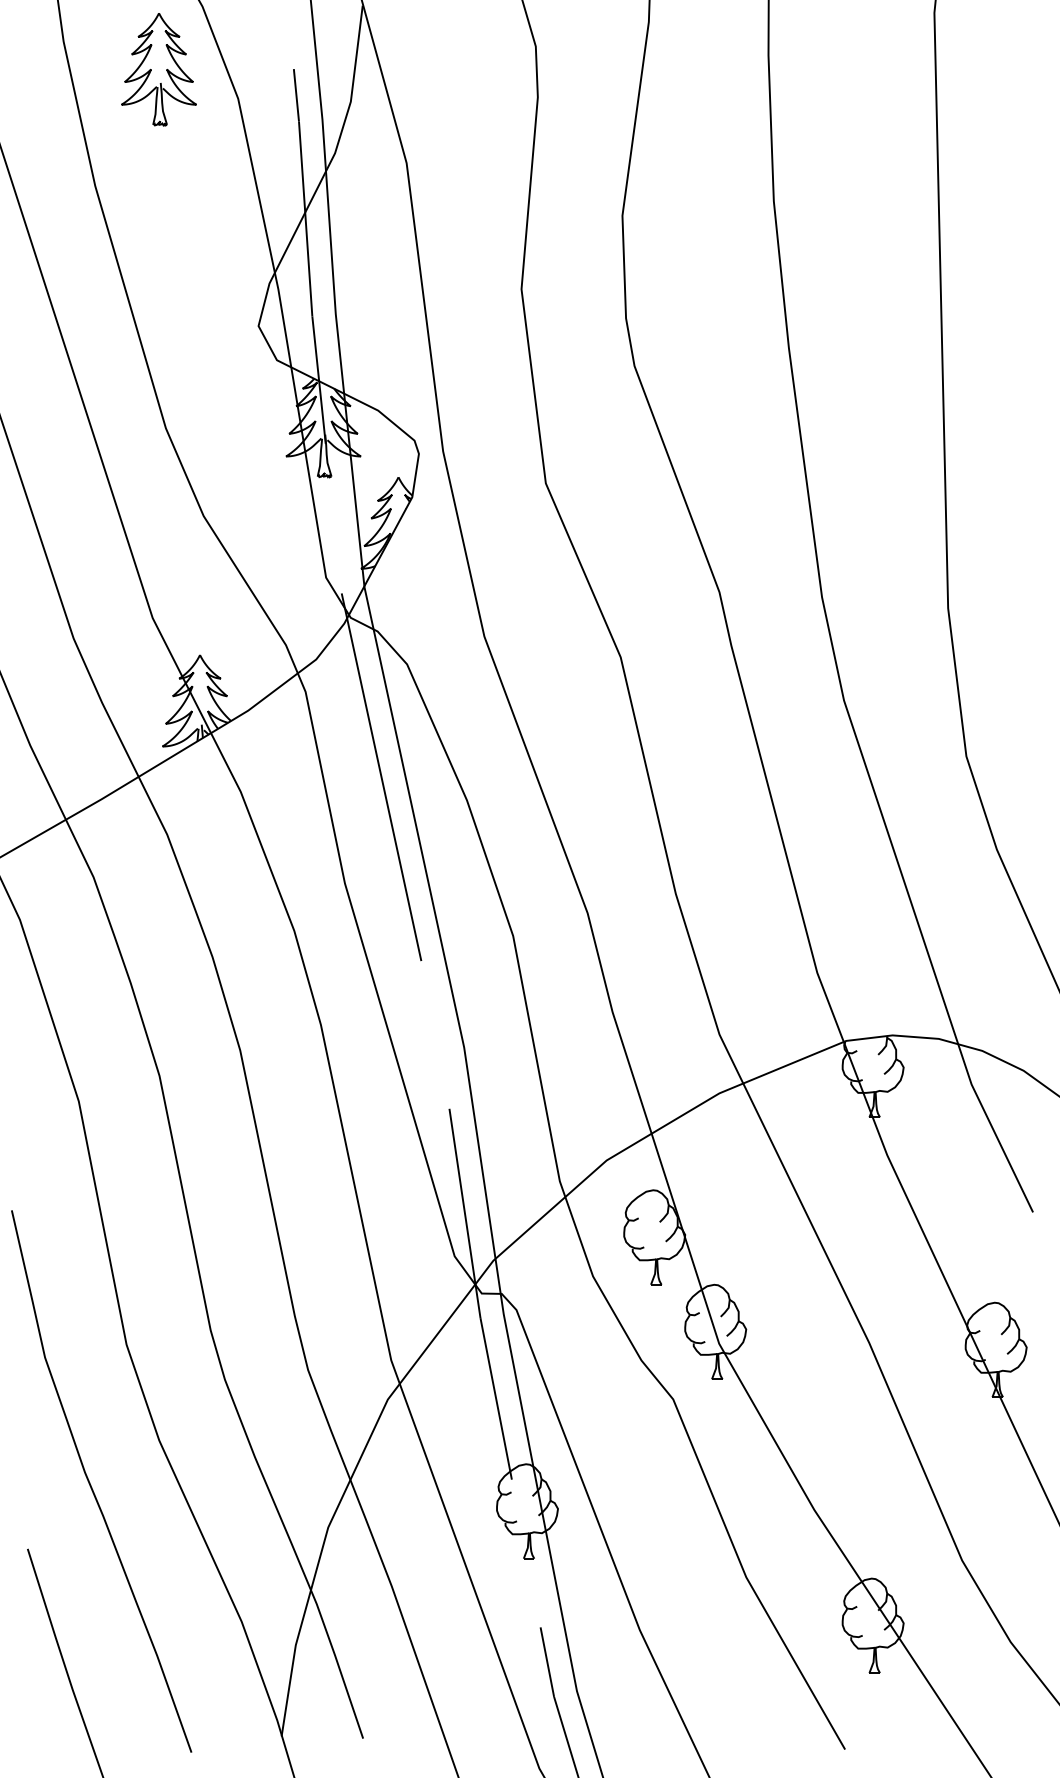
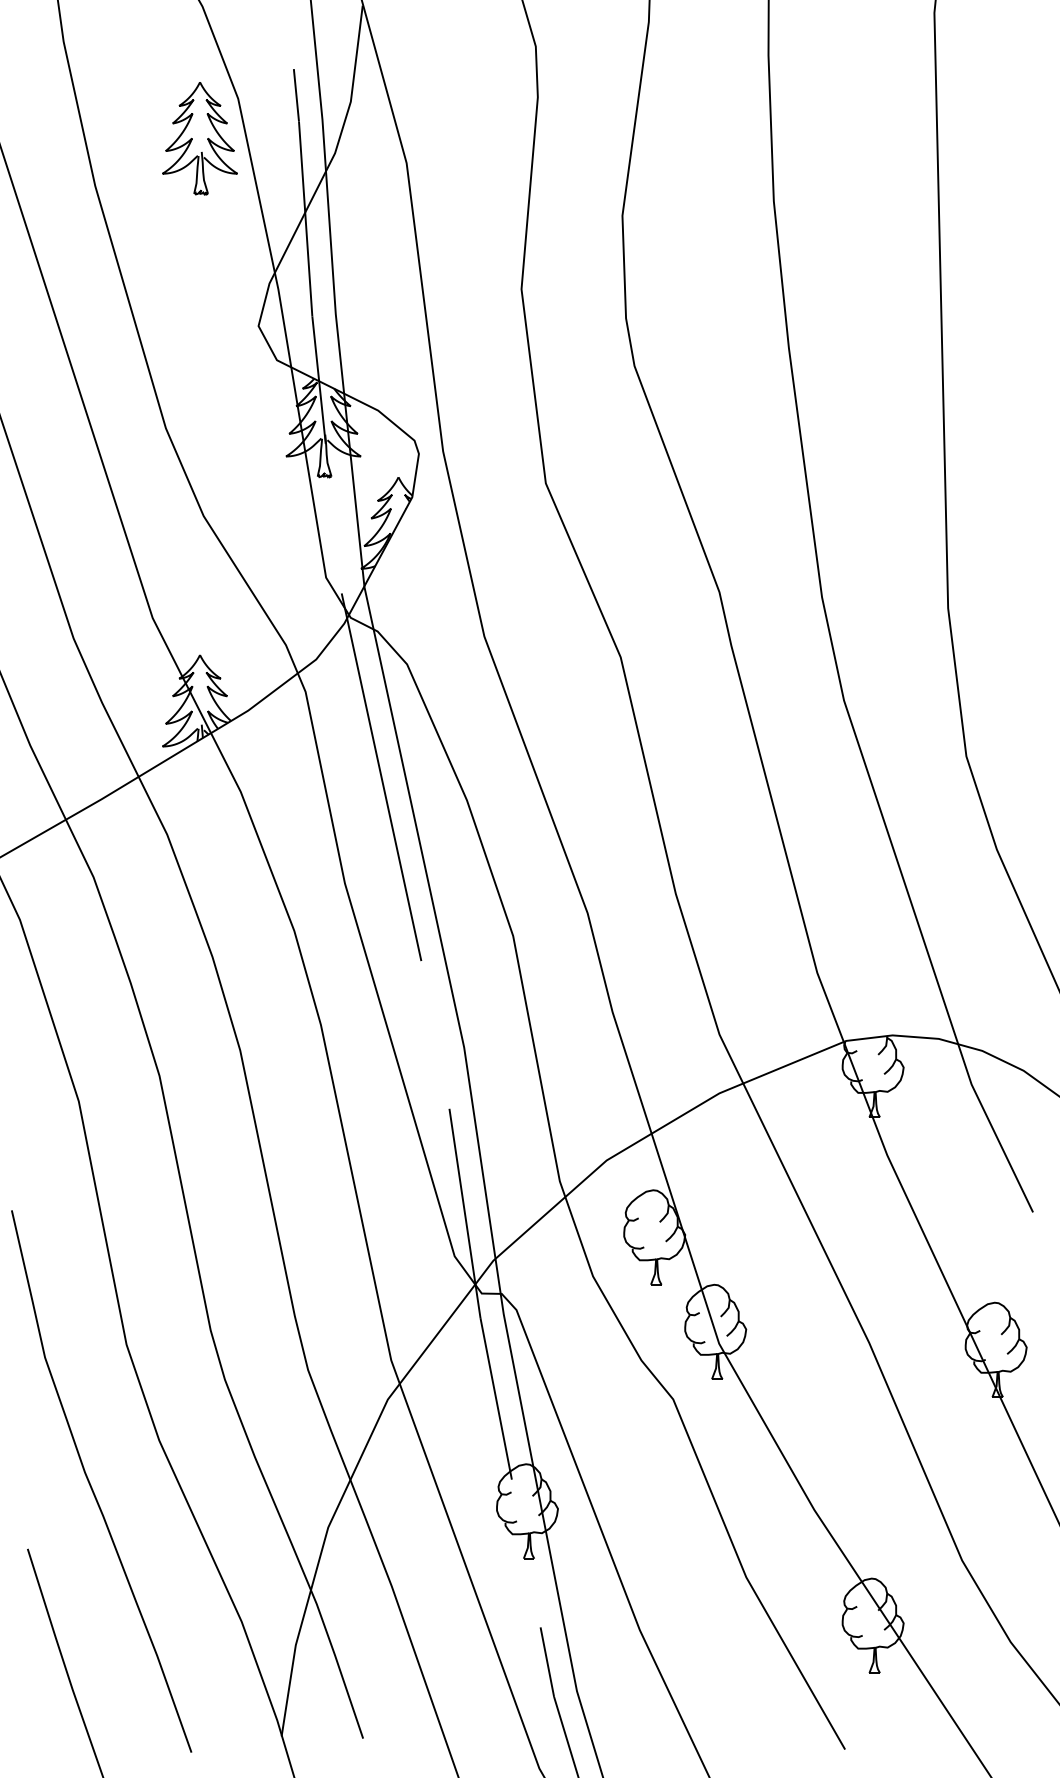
part position: (158, 69) -> (199, 138) (199, 138)
